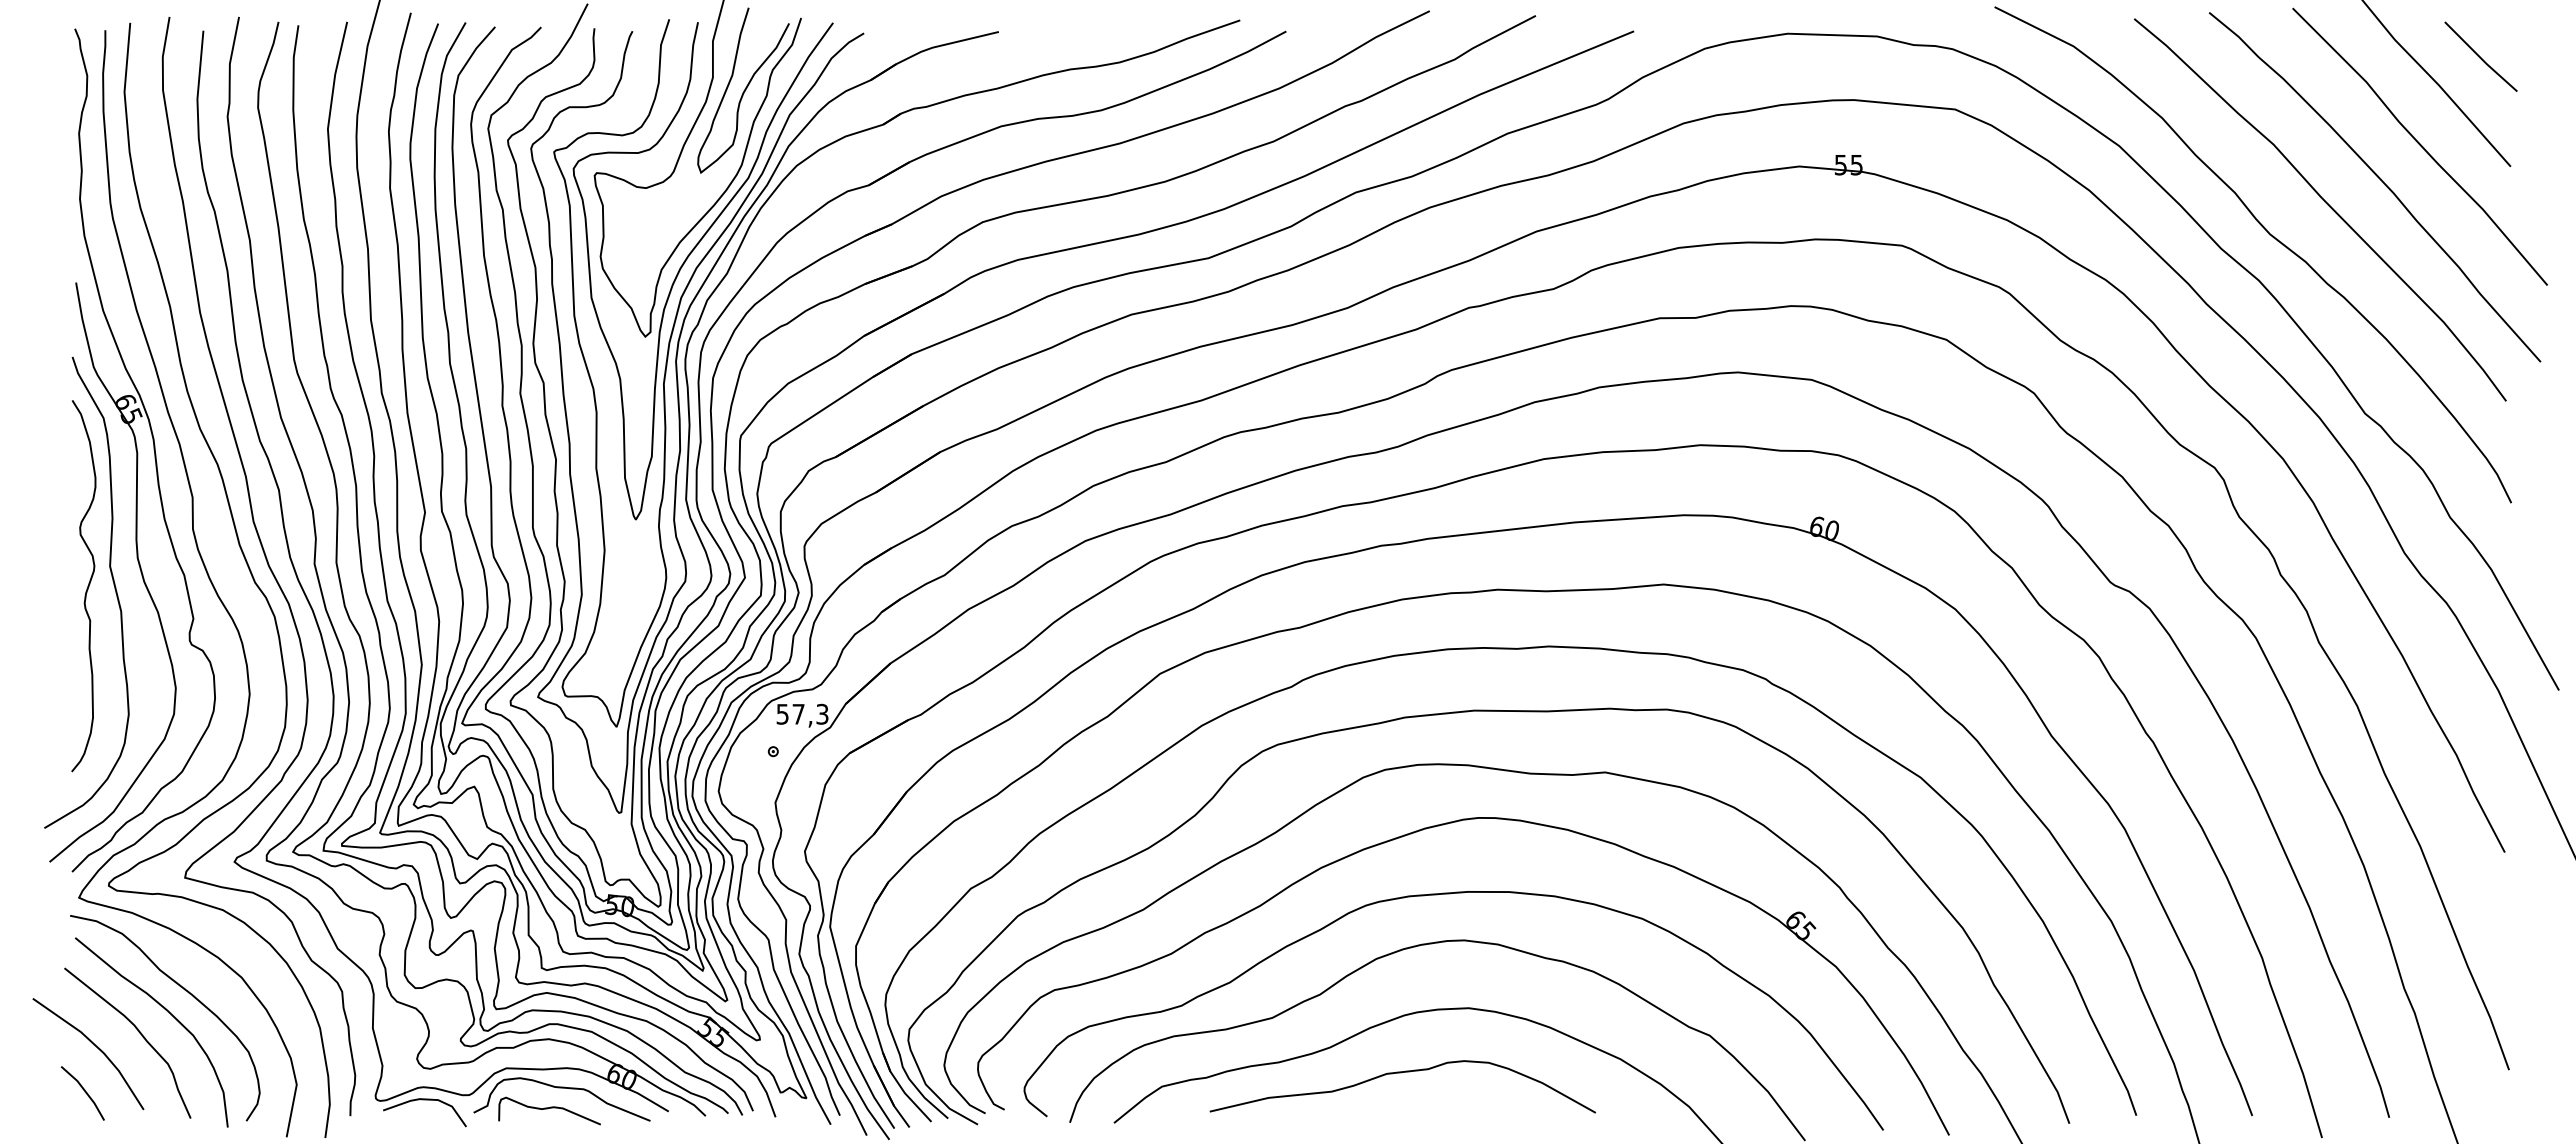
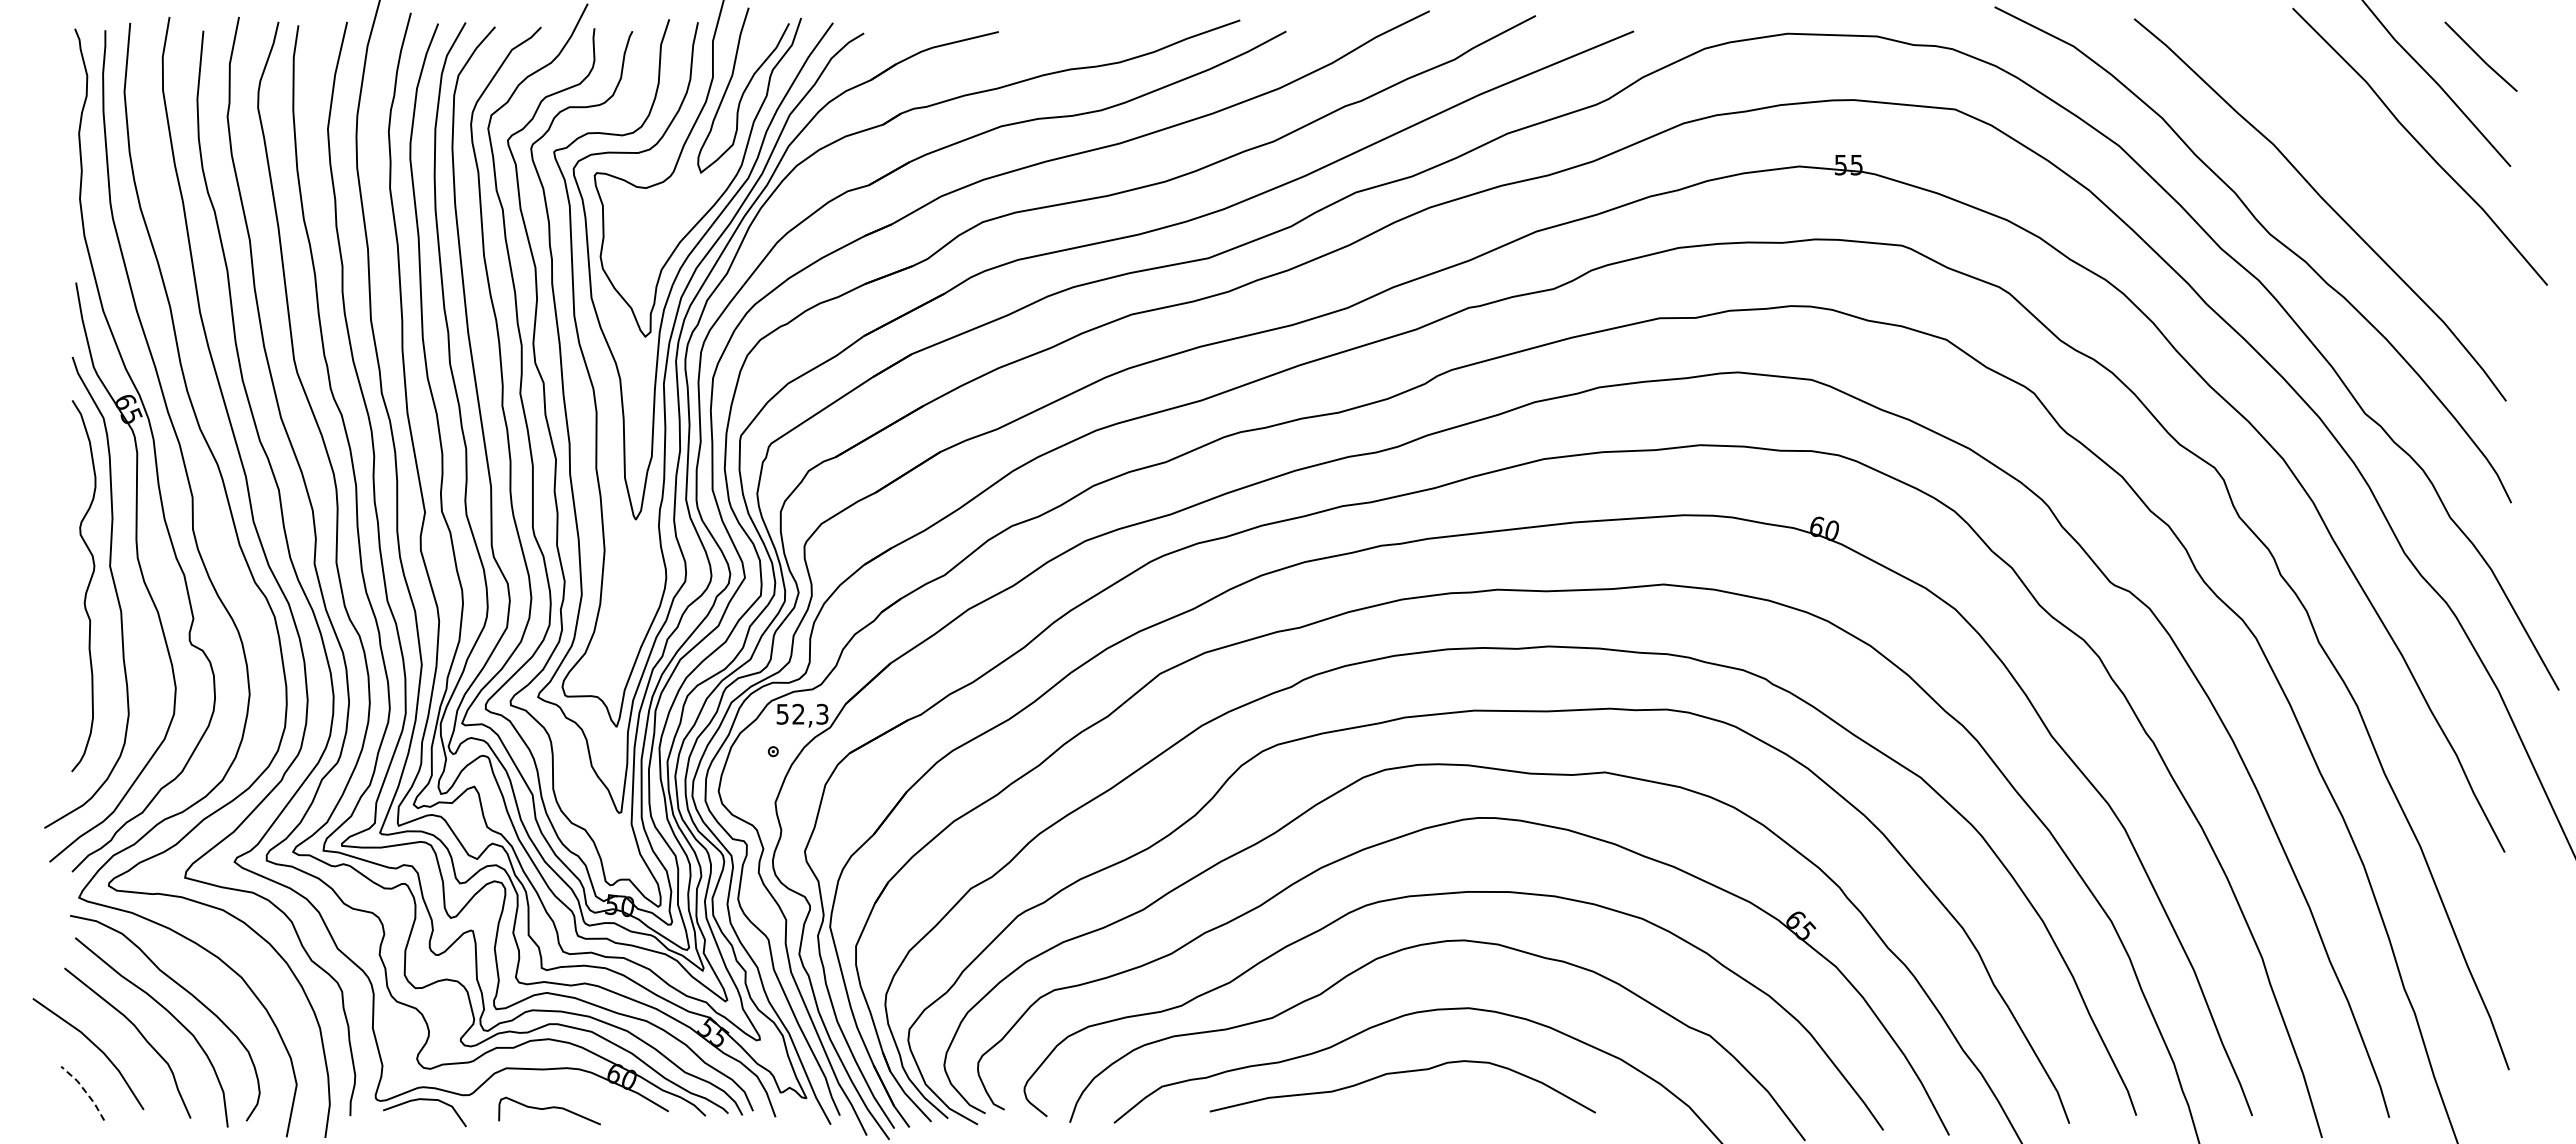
curve: present -> none (2380, 180)
text: 57,3 -> 52,3 (798, 713)
curve: present -> none (561, 1088)
line: solid -> dashed (85, 1091)
